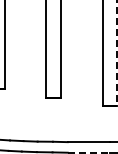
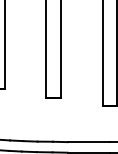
line: dashed -> solid (117, 53)
line: dashed -> solid (89, 152)
